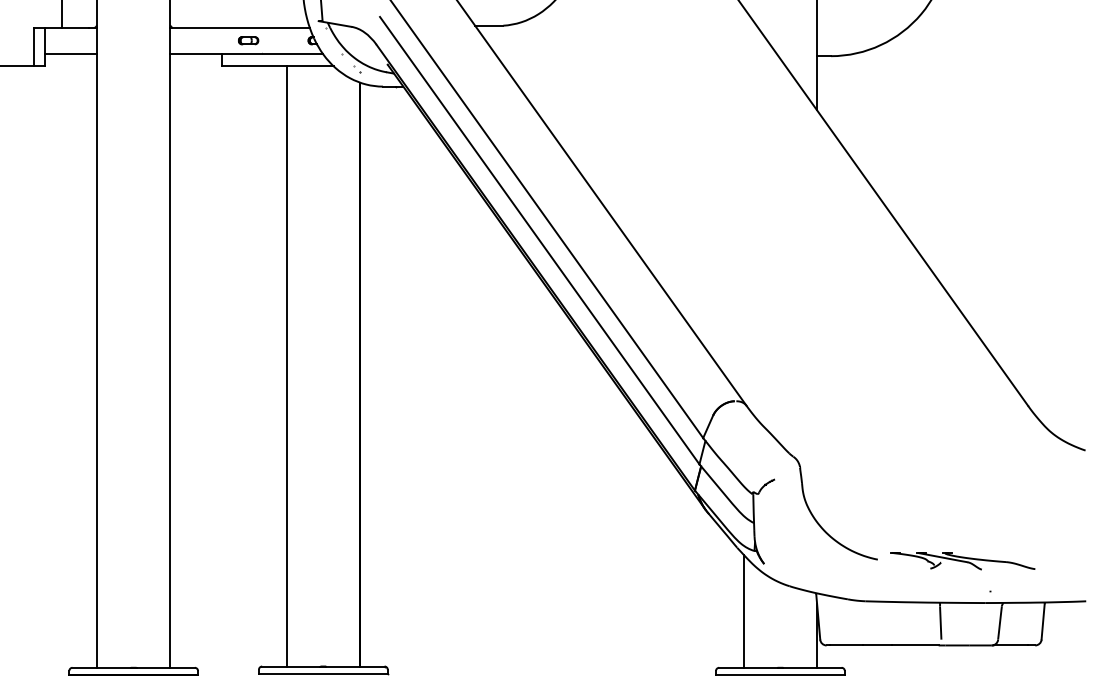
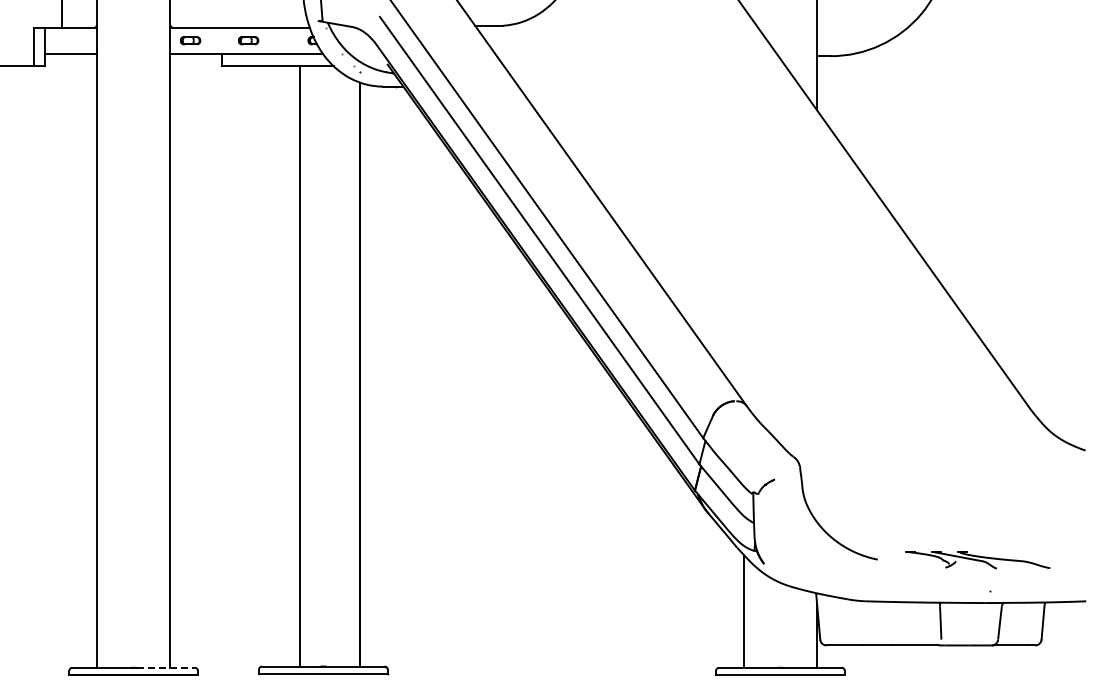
part: none -> present (190, 40)
line position: (286, 366) -> (299, 366) (299, 366)
part position: (962, 561) -> (977, 560) (977, 560)
line: solid -> dashed (166, 667)
